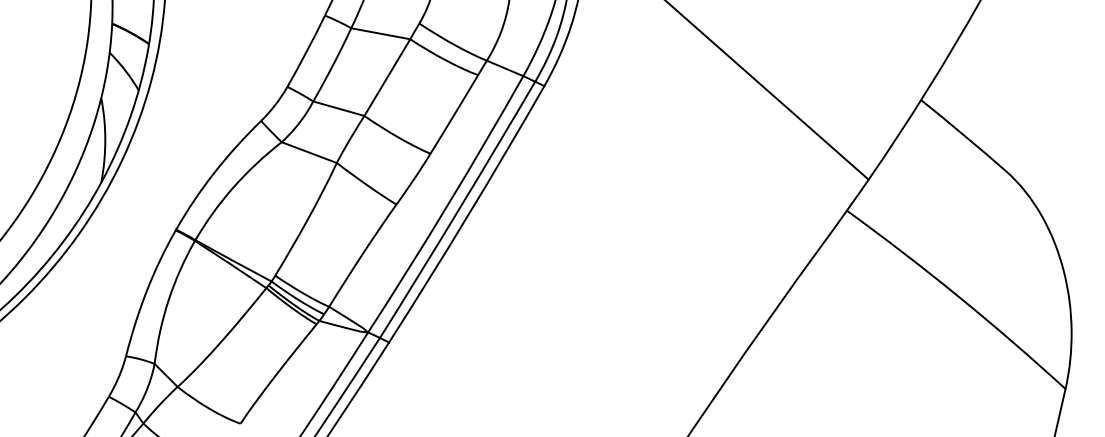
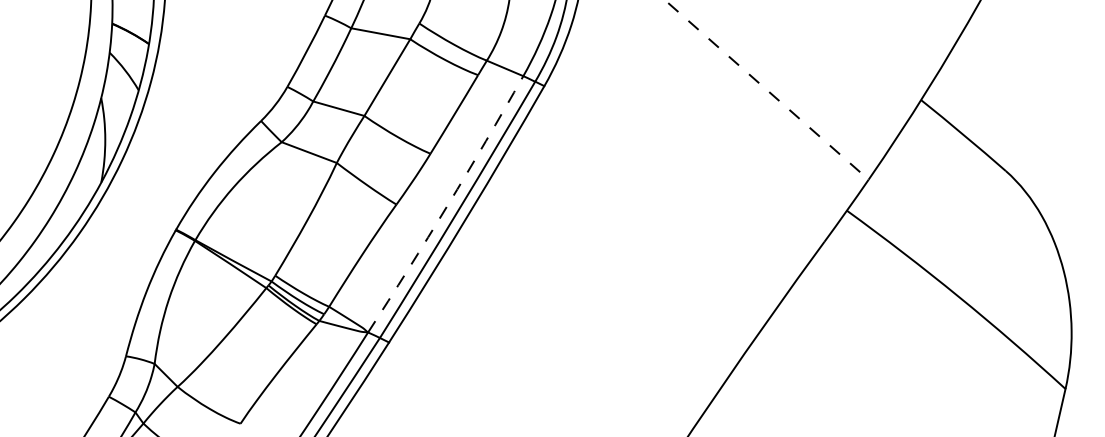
line: solid -> dashed (767, 90)
arc: solid -> dashed (447, 205)
